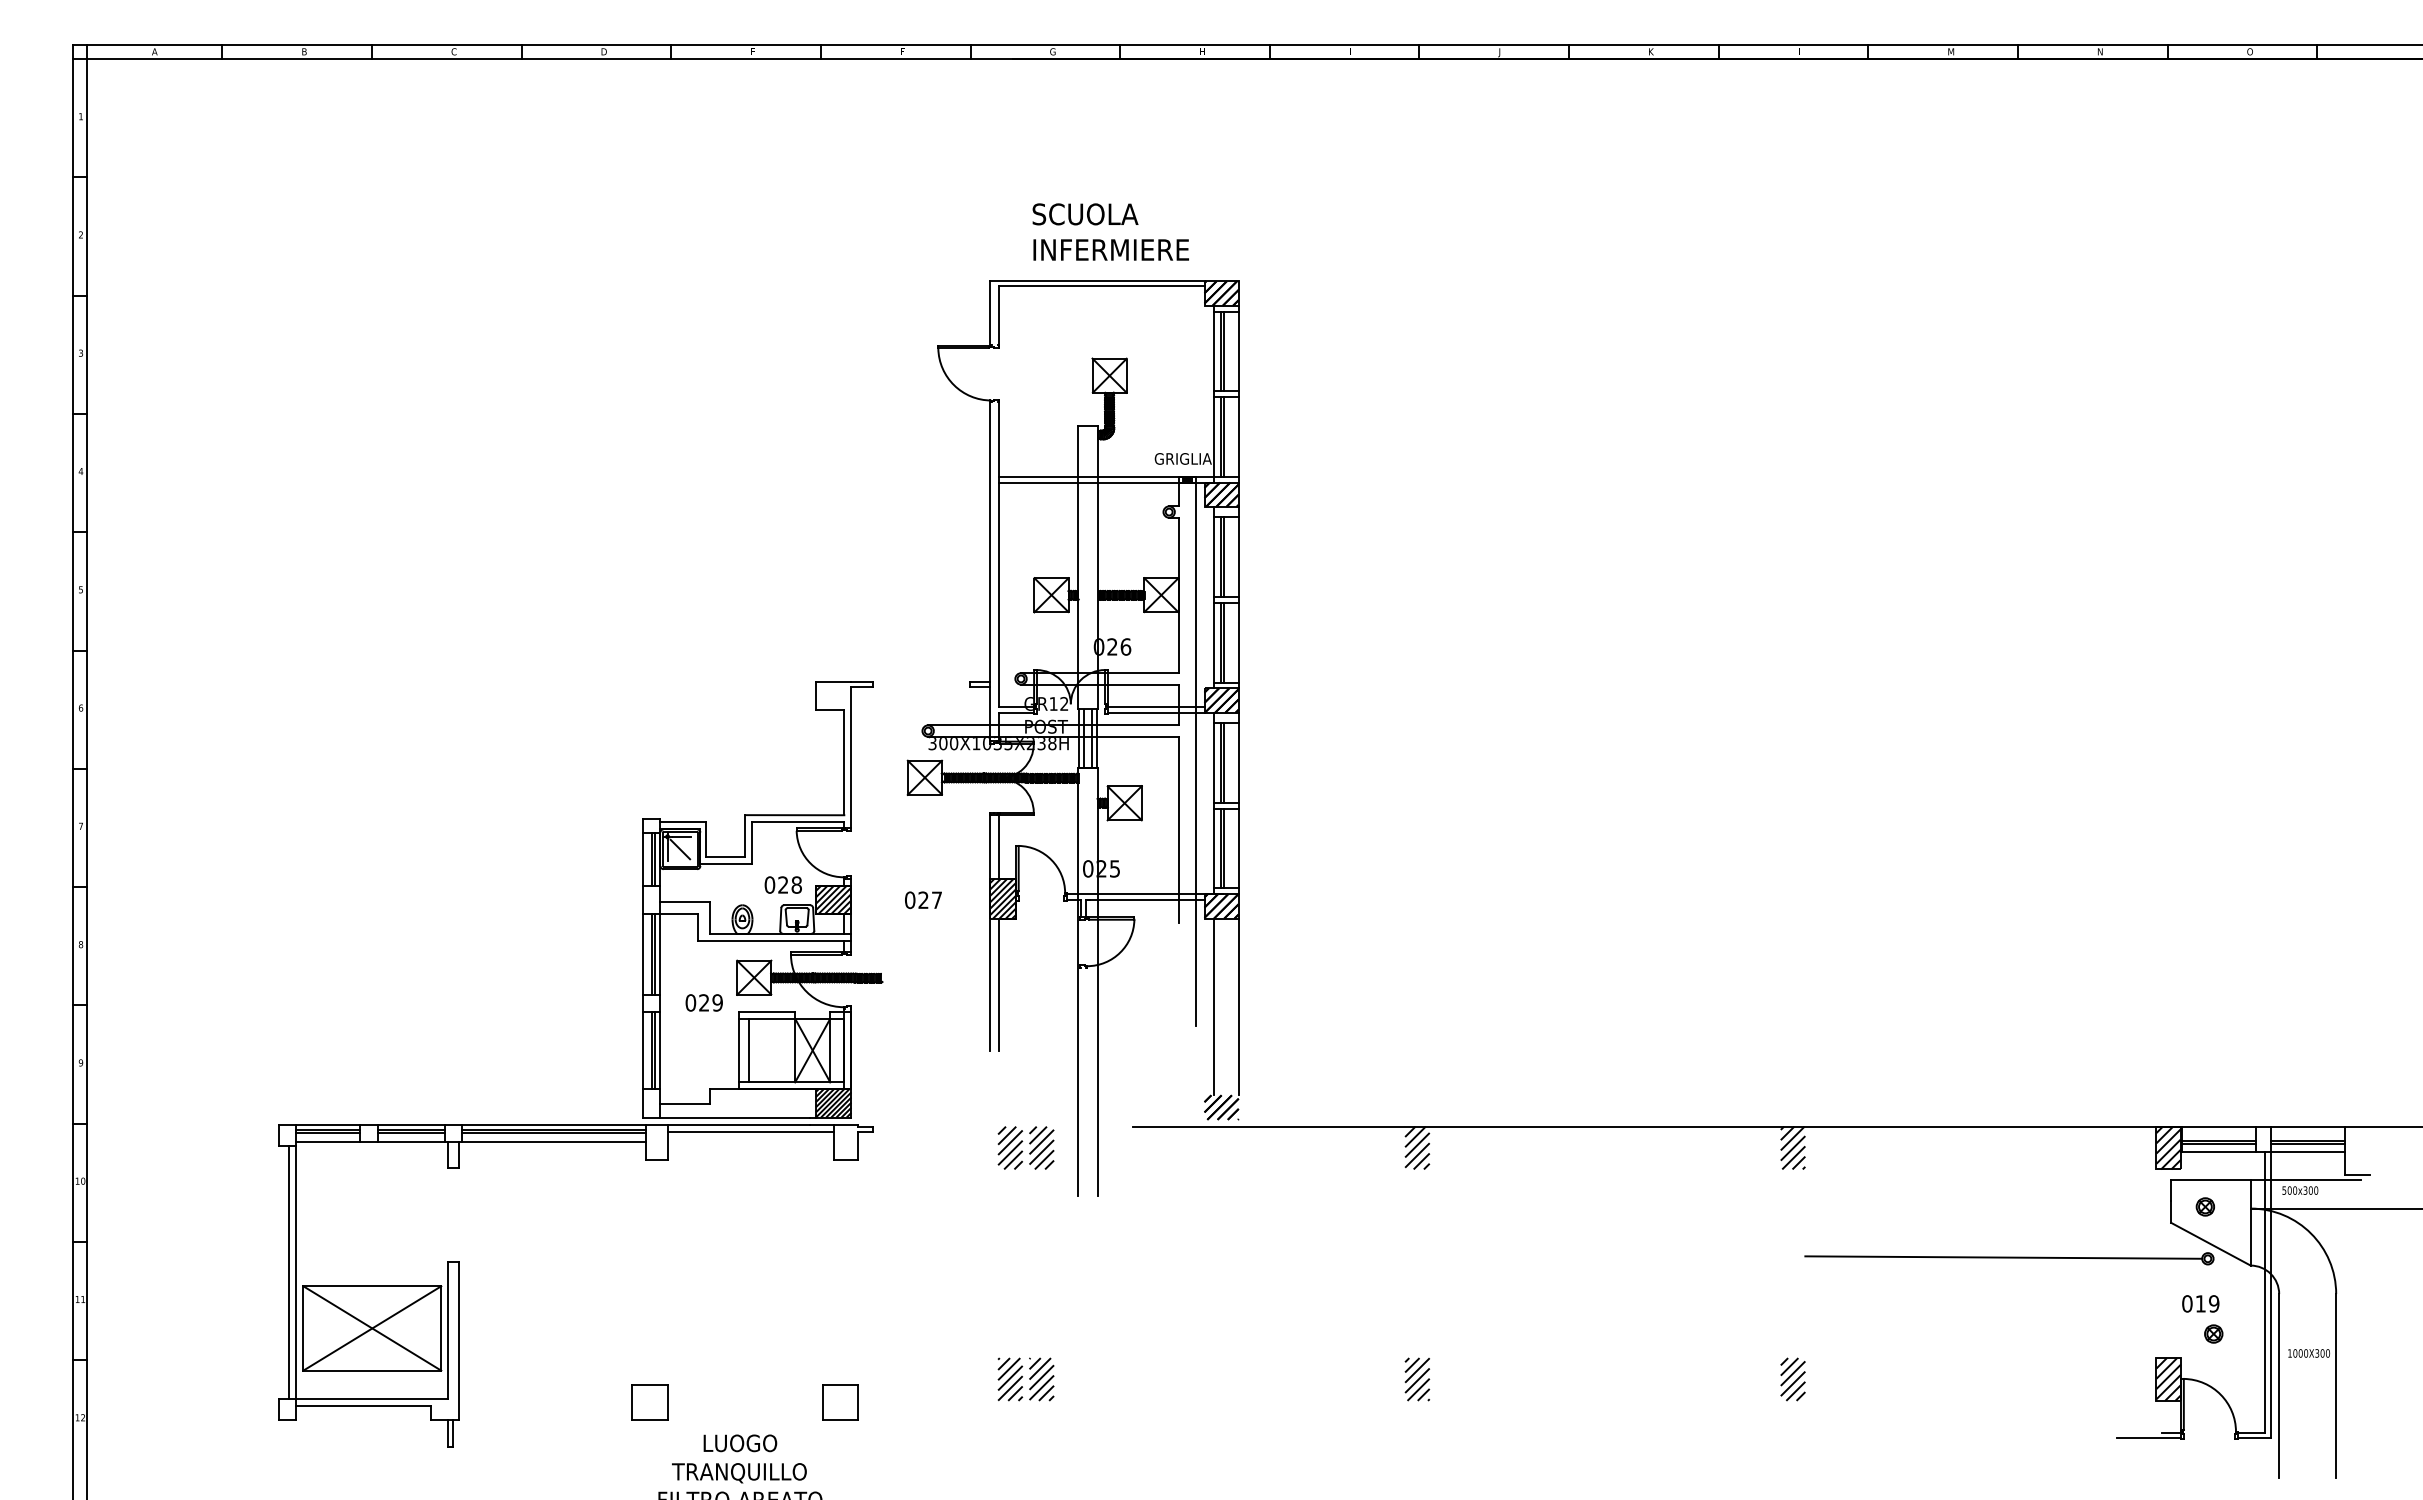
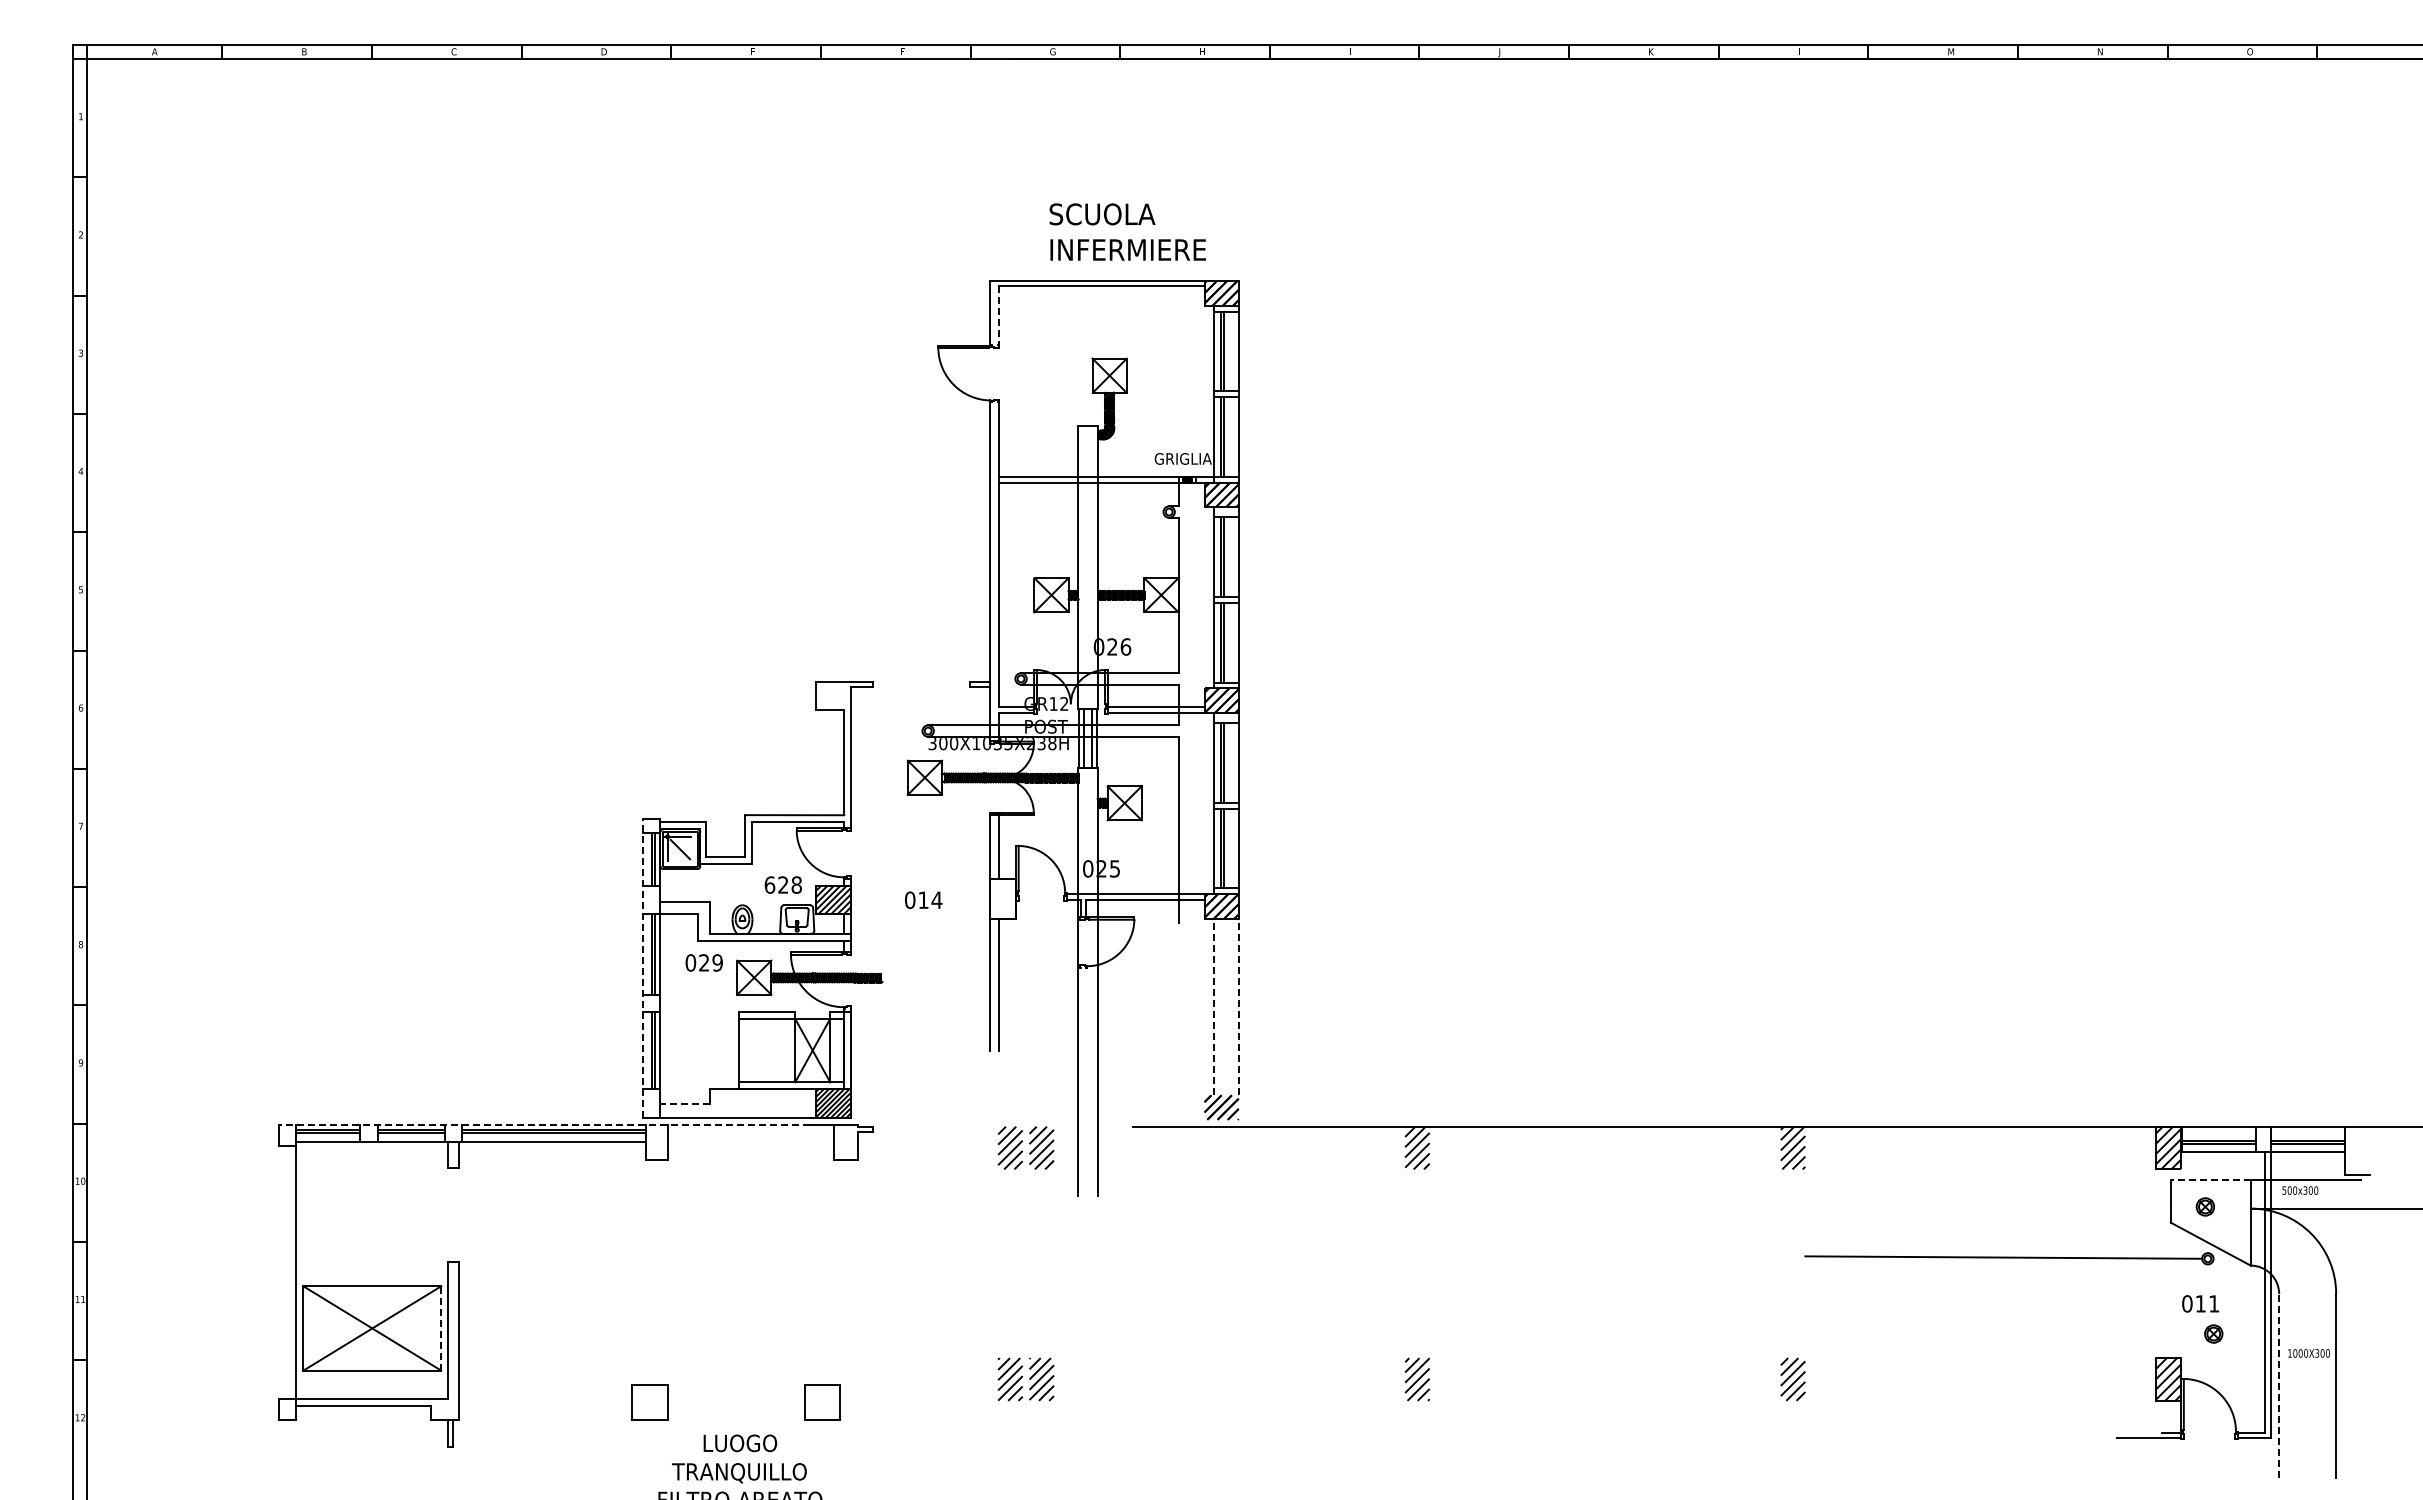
text position: (1110, 231) -> (1127, 231) (1127, 231)
line: solid -> dashed (998, 317)
line: present -> none (1196, 753)
text: 028 -> 628 (769, 884)
hatch: present -> none (1002, 898)
text: 027 -> 014 (930, 899)
line: solid -> dashed (642, 967)
text position: (703, 1002) -> (703, 962) (703, 962)
line: solid -> dashed (1214, 1006)
line: solid -> dashed (1238, 1006)
line: present -> none (749, 1050)
line: solid -> dashed (685, 1103)
line: solid -> dashed (544, 1124)
line: present -> none (750, 1131)
line: solid -> dashed (2210, 1180)
line: present -> none (289, 1271)
text: 019 -> 011 (2214, 1303)
line: solid -> dashed (441, 1327)
line: solid -> dashed (2279, 1386)
part position: (840, 1402) -> (822, 1402) (822, 1402)
